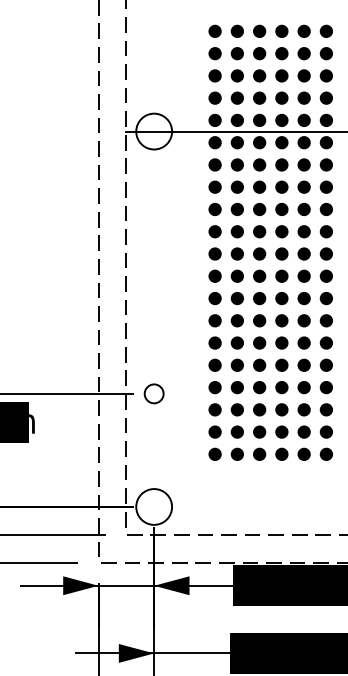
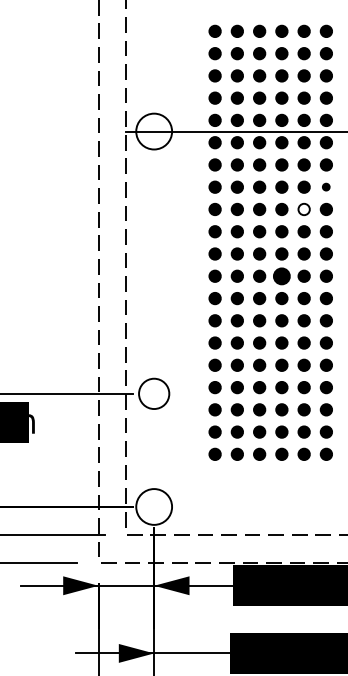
part size: 14x14 px -> 9x10 px (326, 186)
fill: present -> none (303, 209)
part size: 14x14 px -> 18x19 px (281, 276)
circle diameter: 19 px -> 30 px (154, 393)
